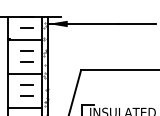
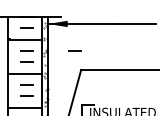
line: none -> present (74, 50)
